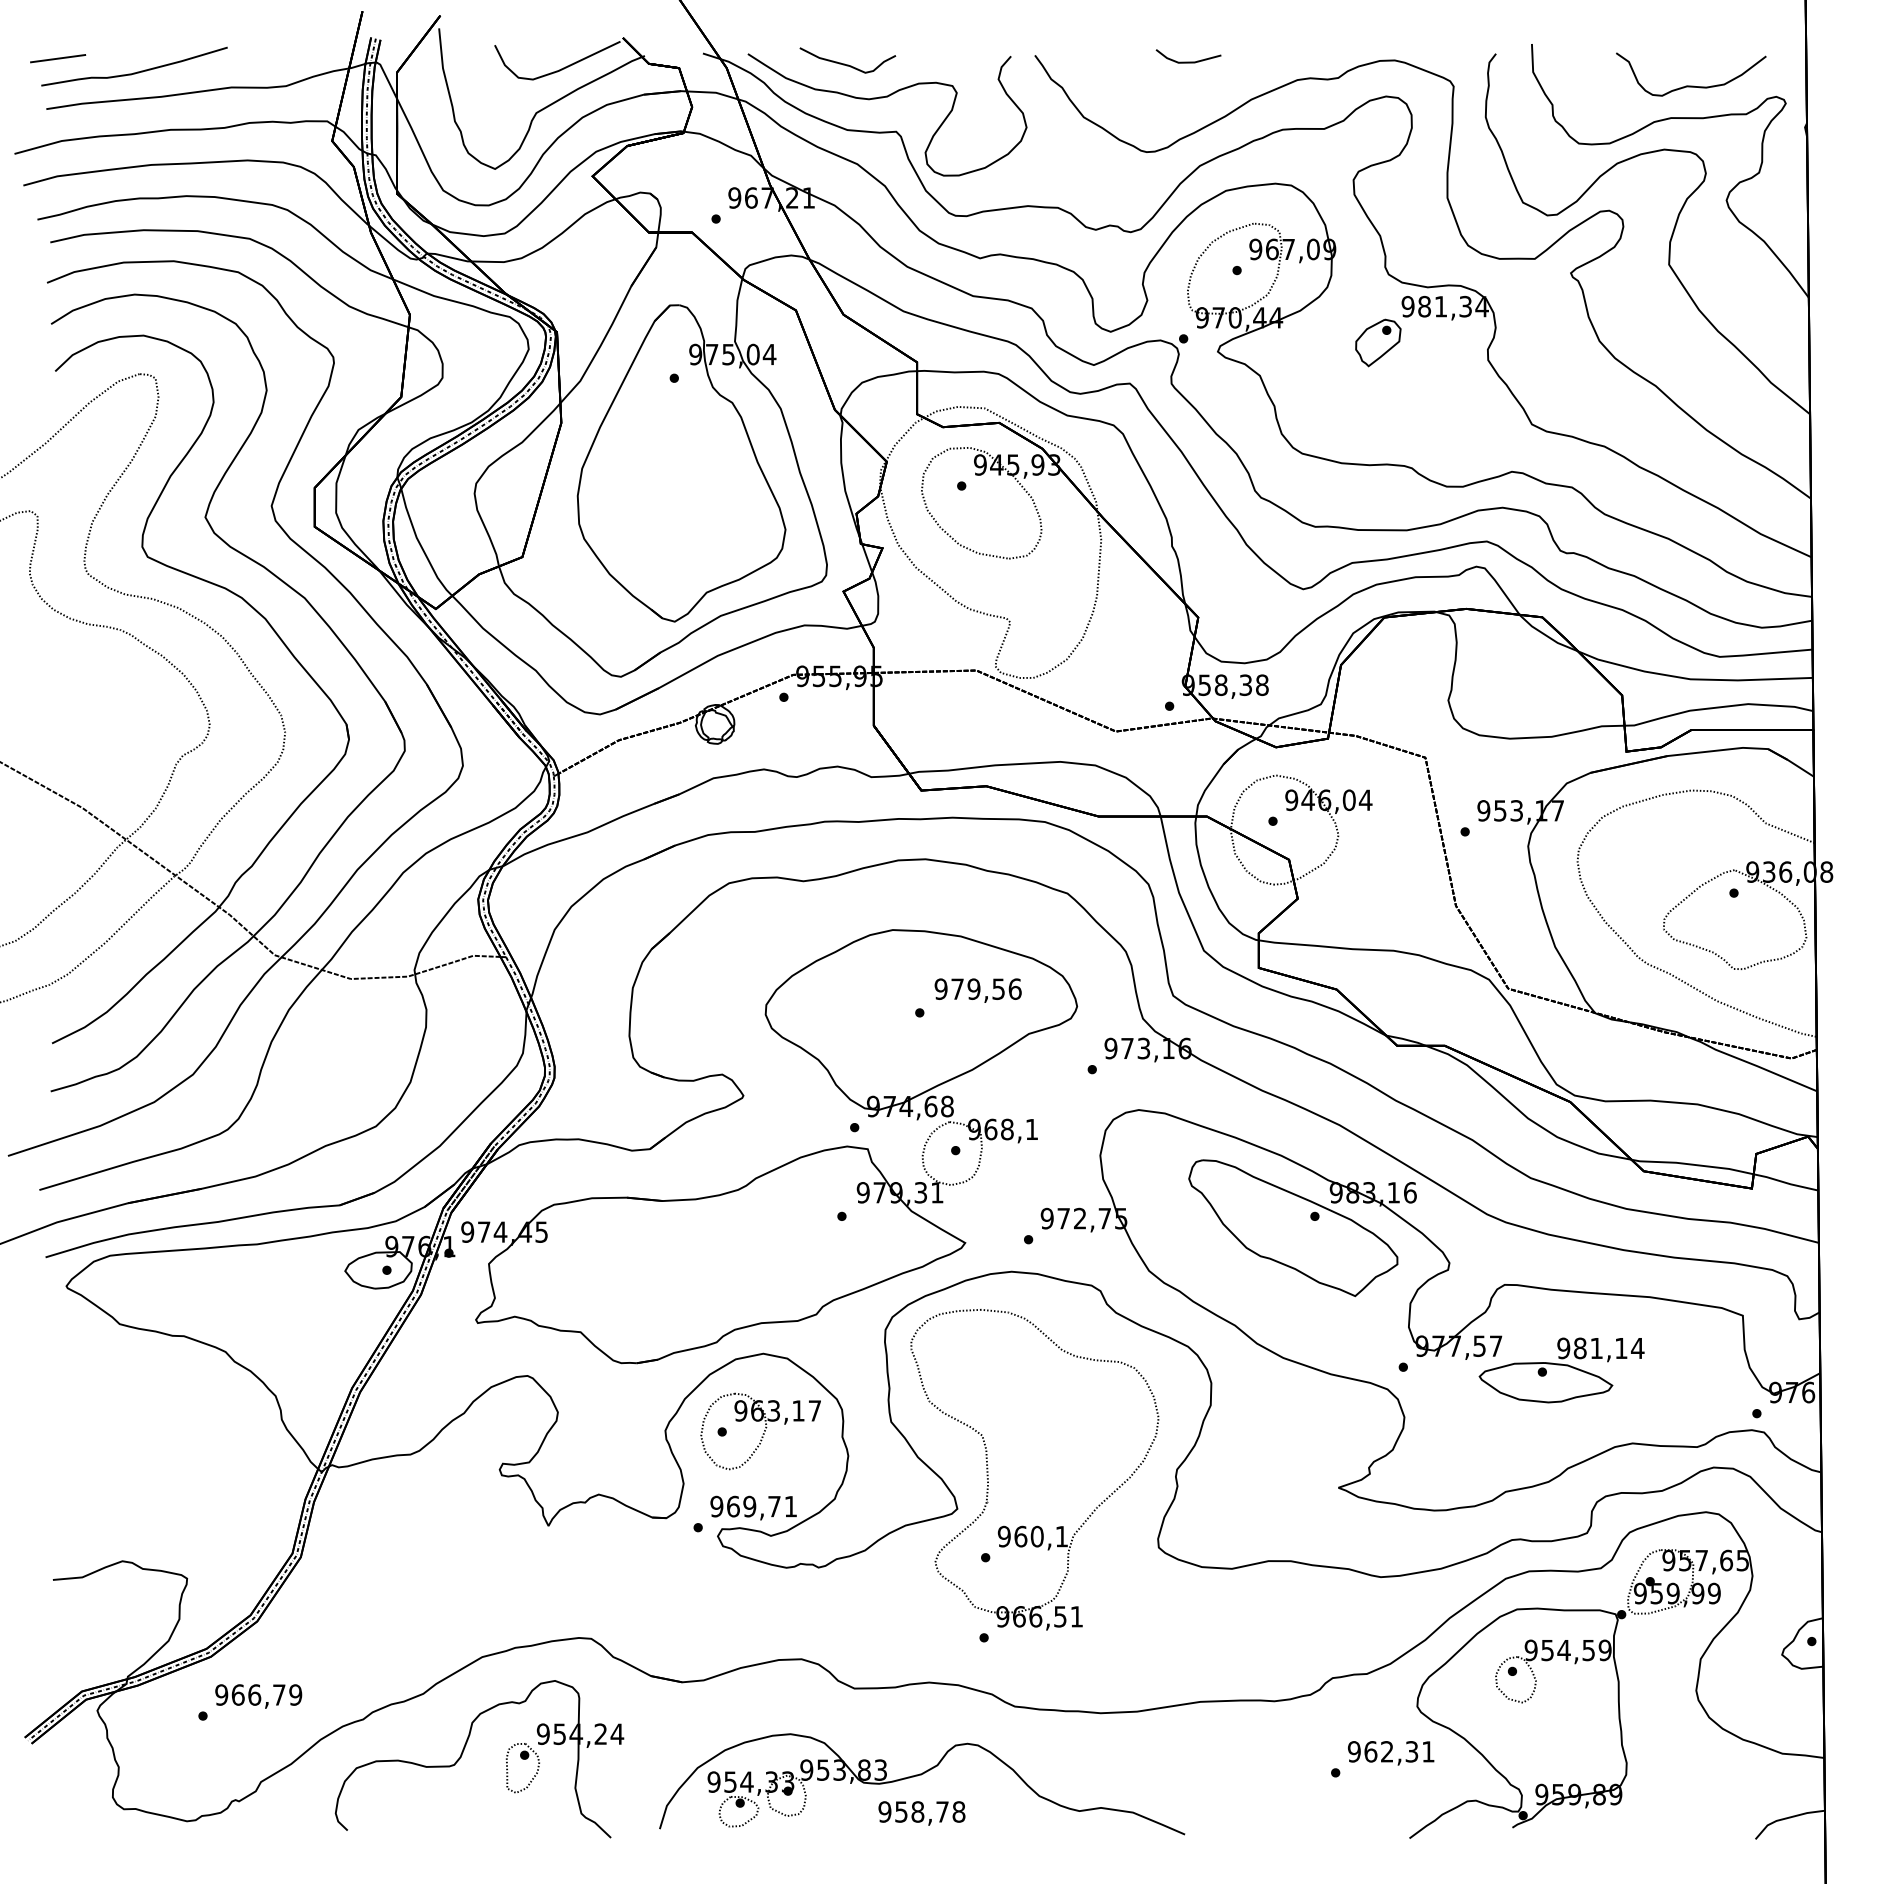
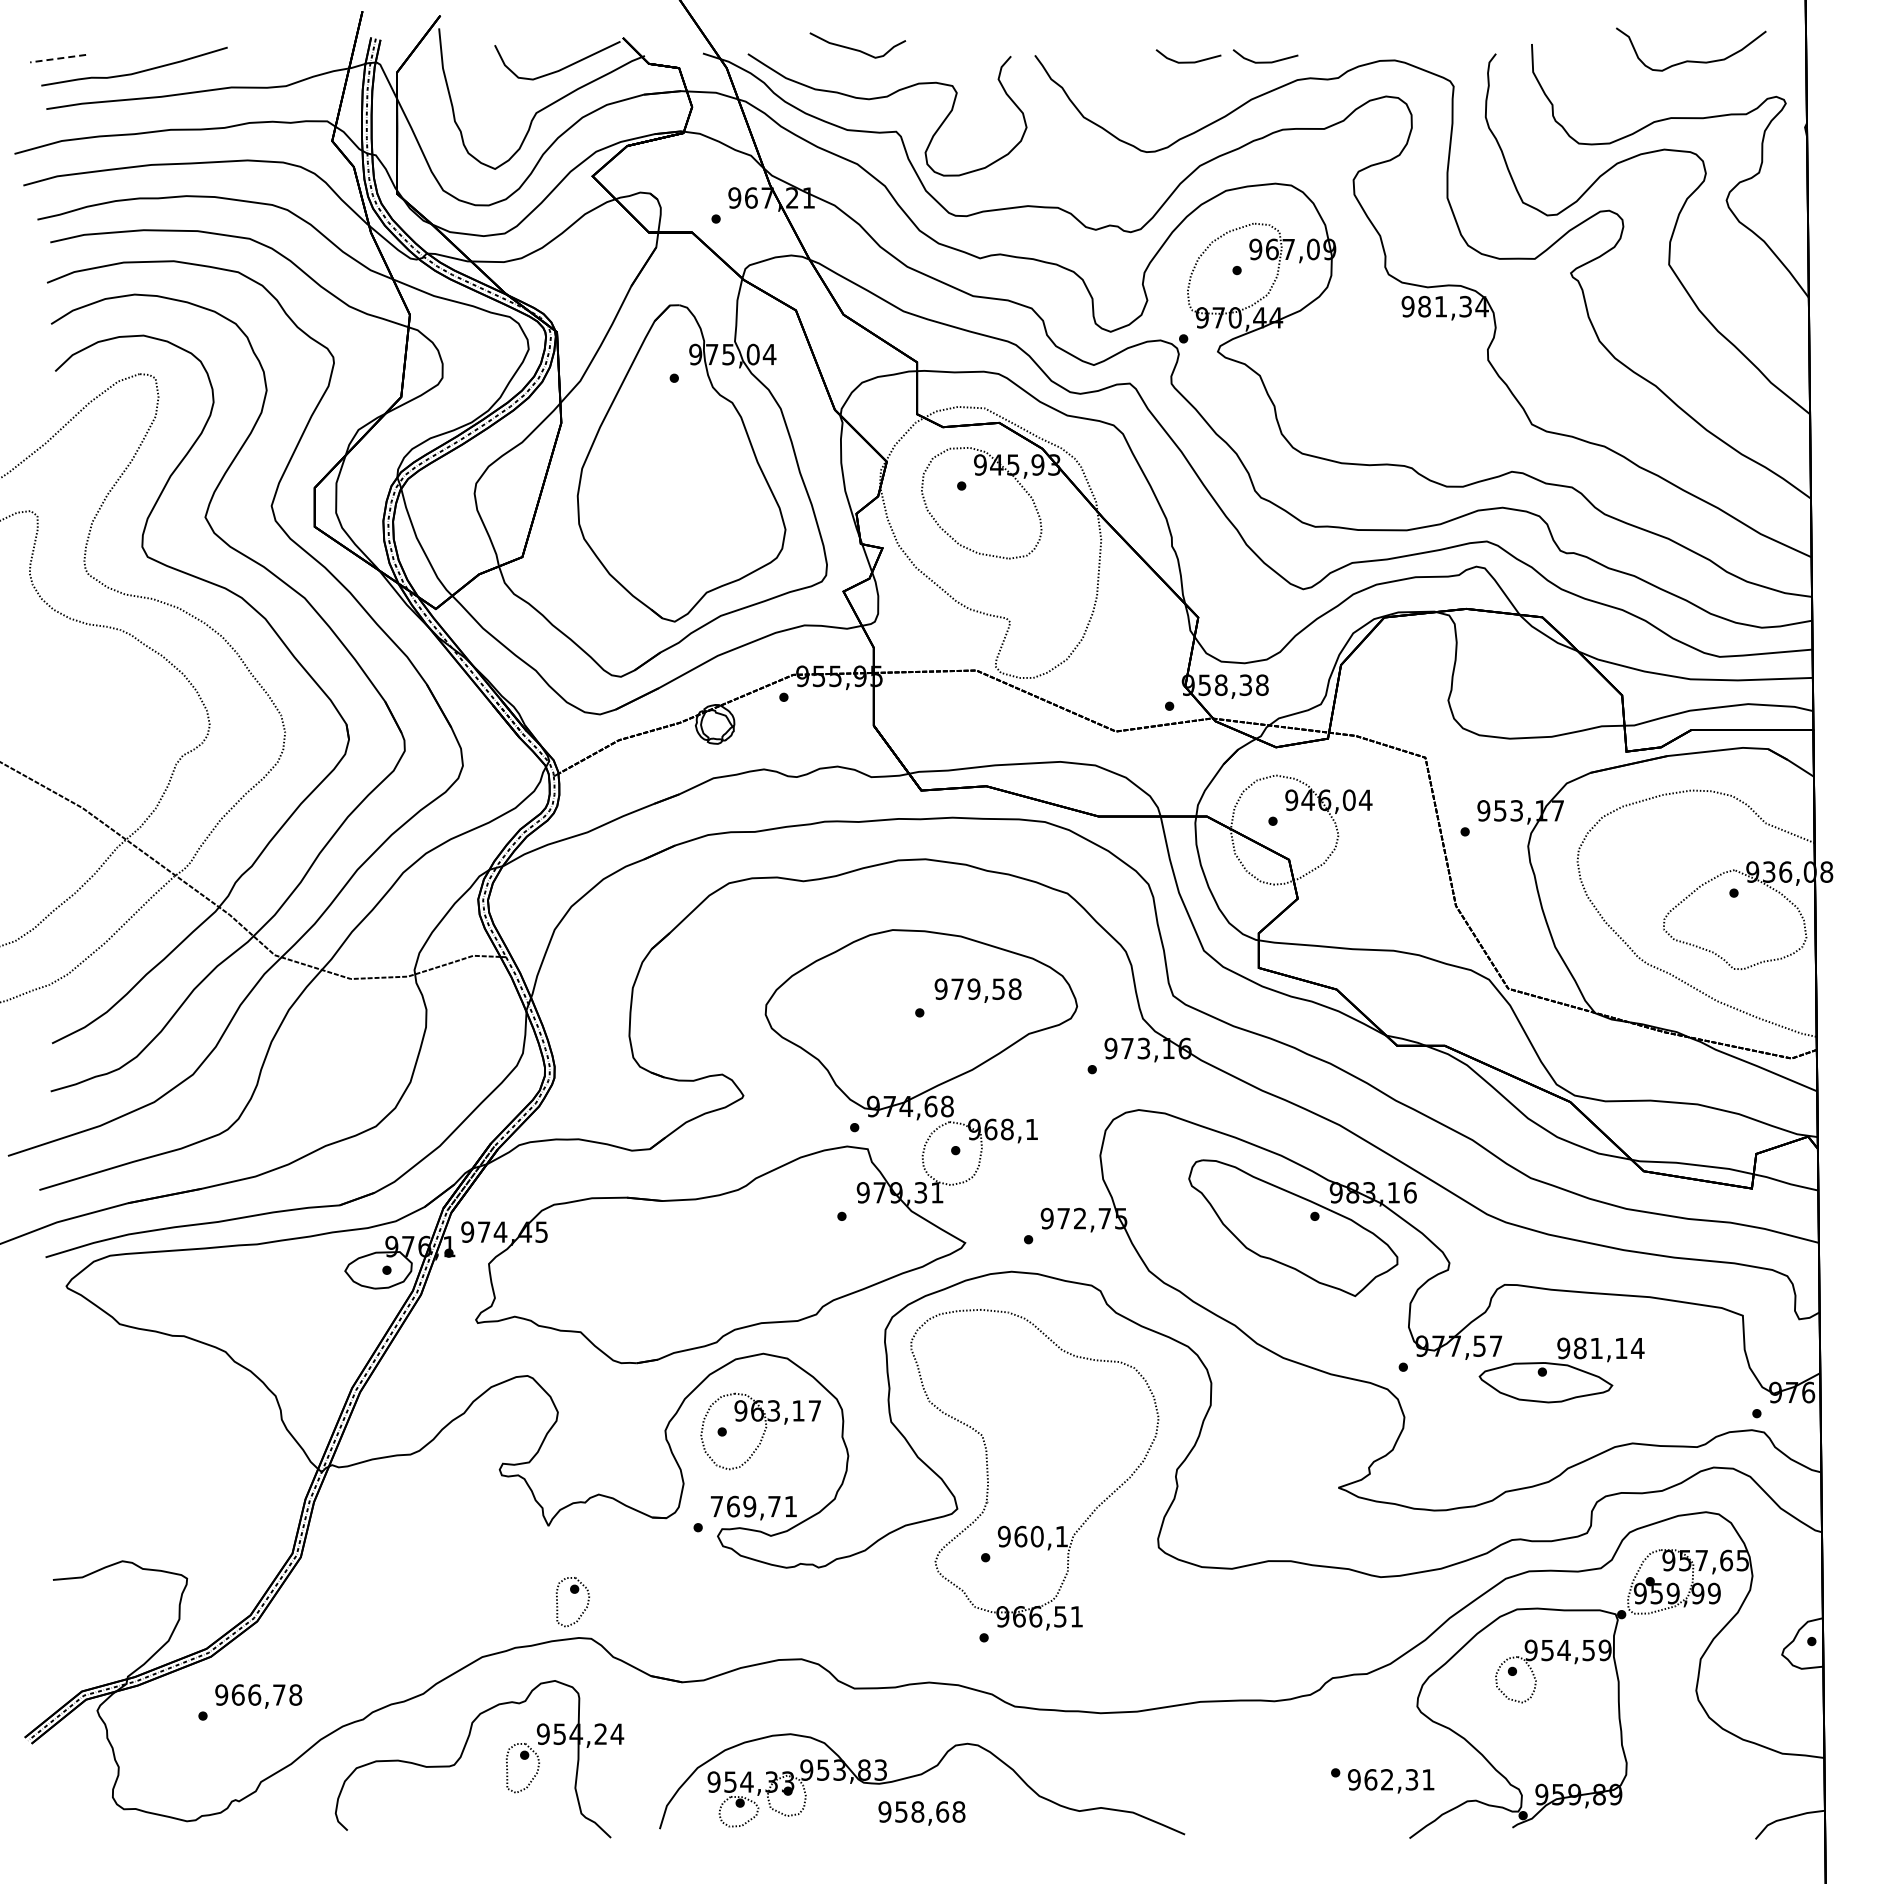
line: solid -> dashed (57, 58)
line: none -> present (1265, 61)
curve position: (847, 64) -> (857, 49) (857, 49)
curve position: (1691, 85) -> (1691, 60) (1691, 60)
part: present -> none (1378, 342)
text: 979,56 -> 979,58 (1014, 988)
text: 969,71 -> 769,71 (716, 1506)
part: none -> present (572, 1593)
text: 966,79 -> 966,78 (295, 1694)
text position: (1391, 1753) -> (1391, 1781) (1391, 1781)
text: 958,78 -> 958,68 (942, 1811)
